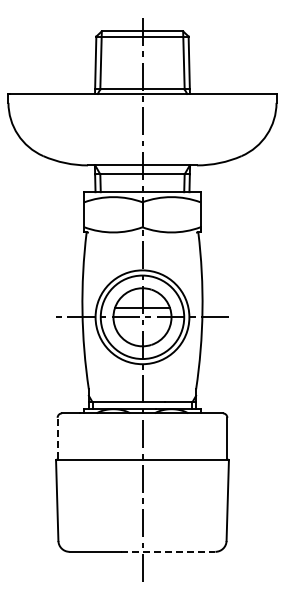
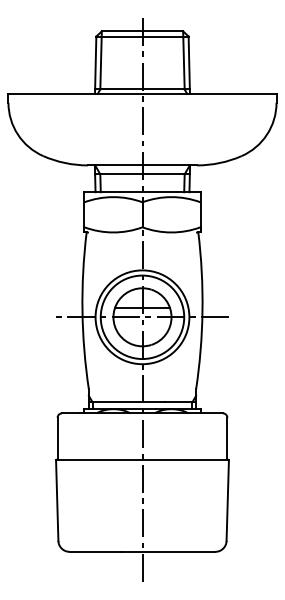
line: dashed -> solid (57, 437)
line: dashed -> solid (168, 551)
